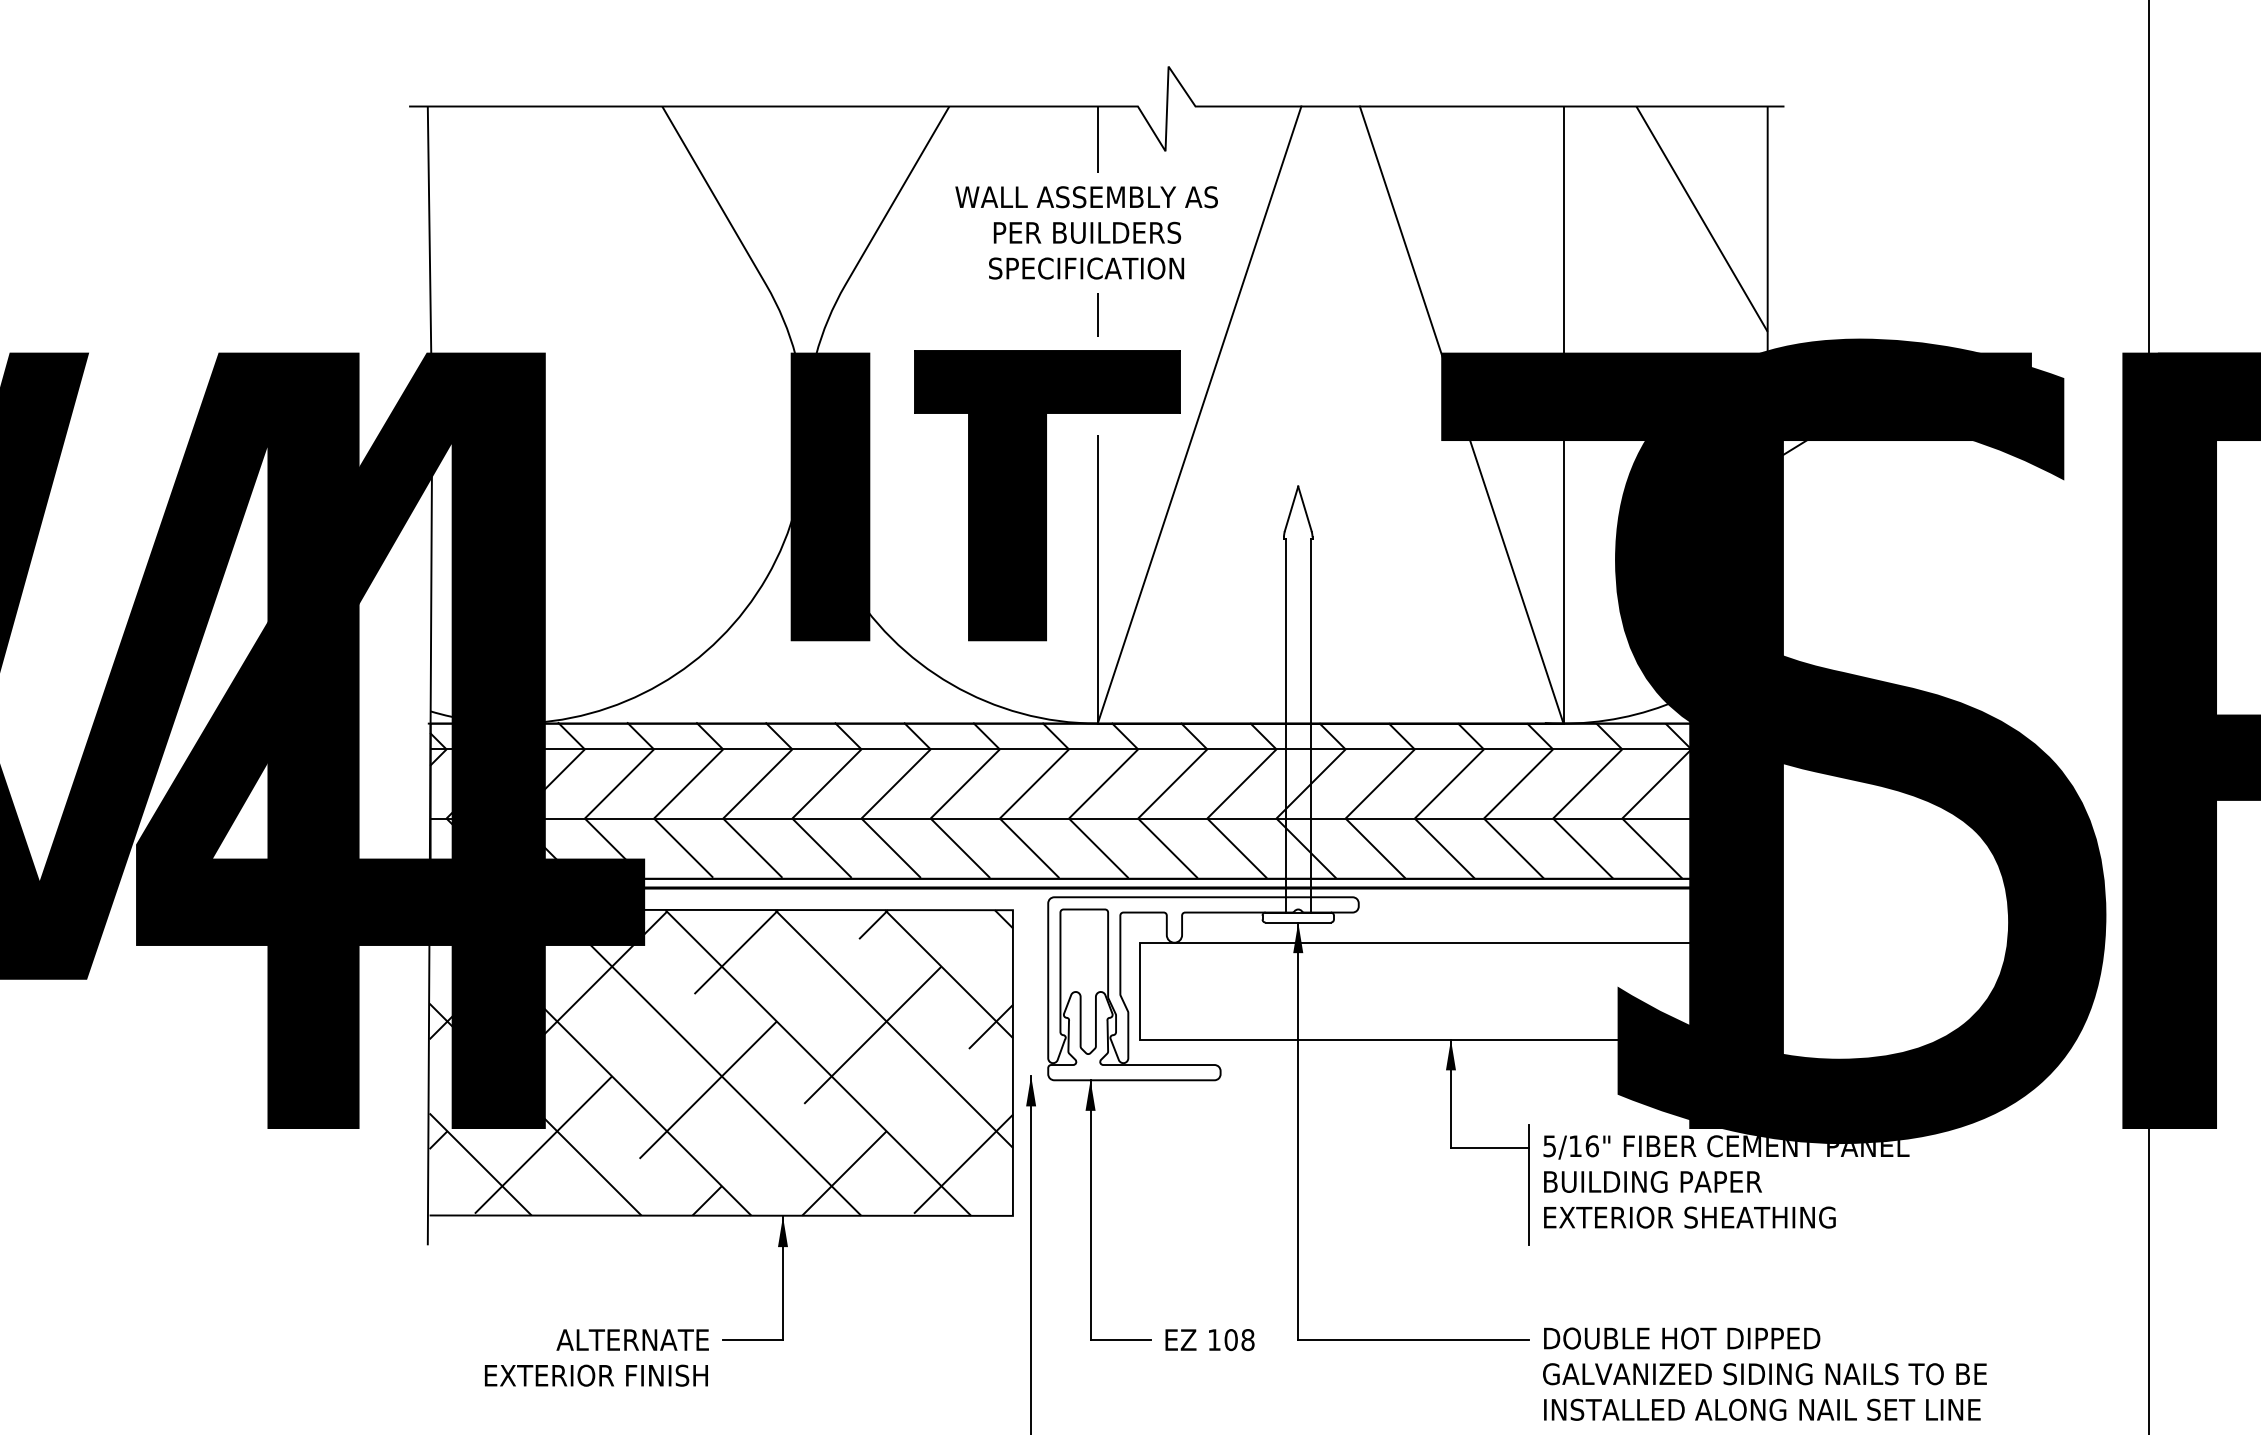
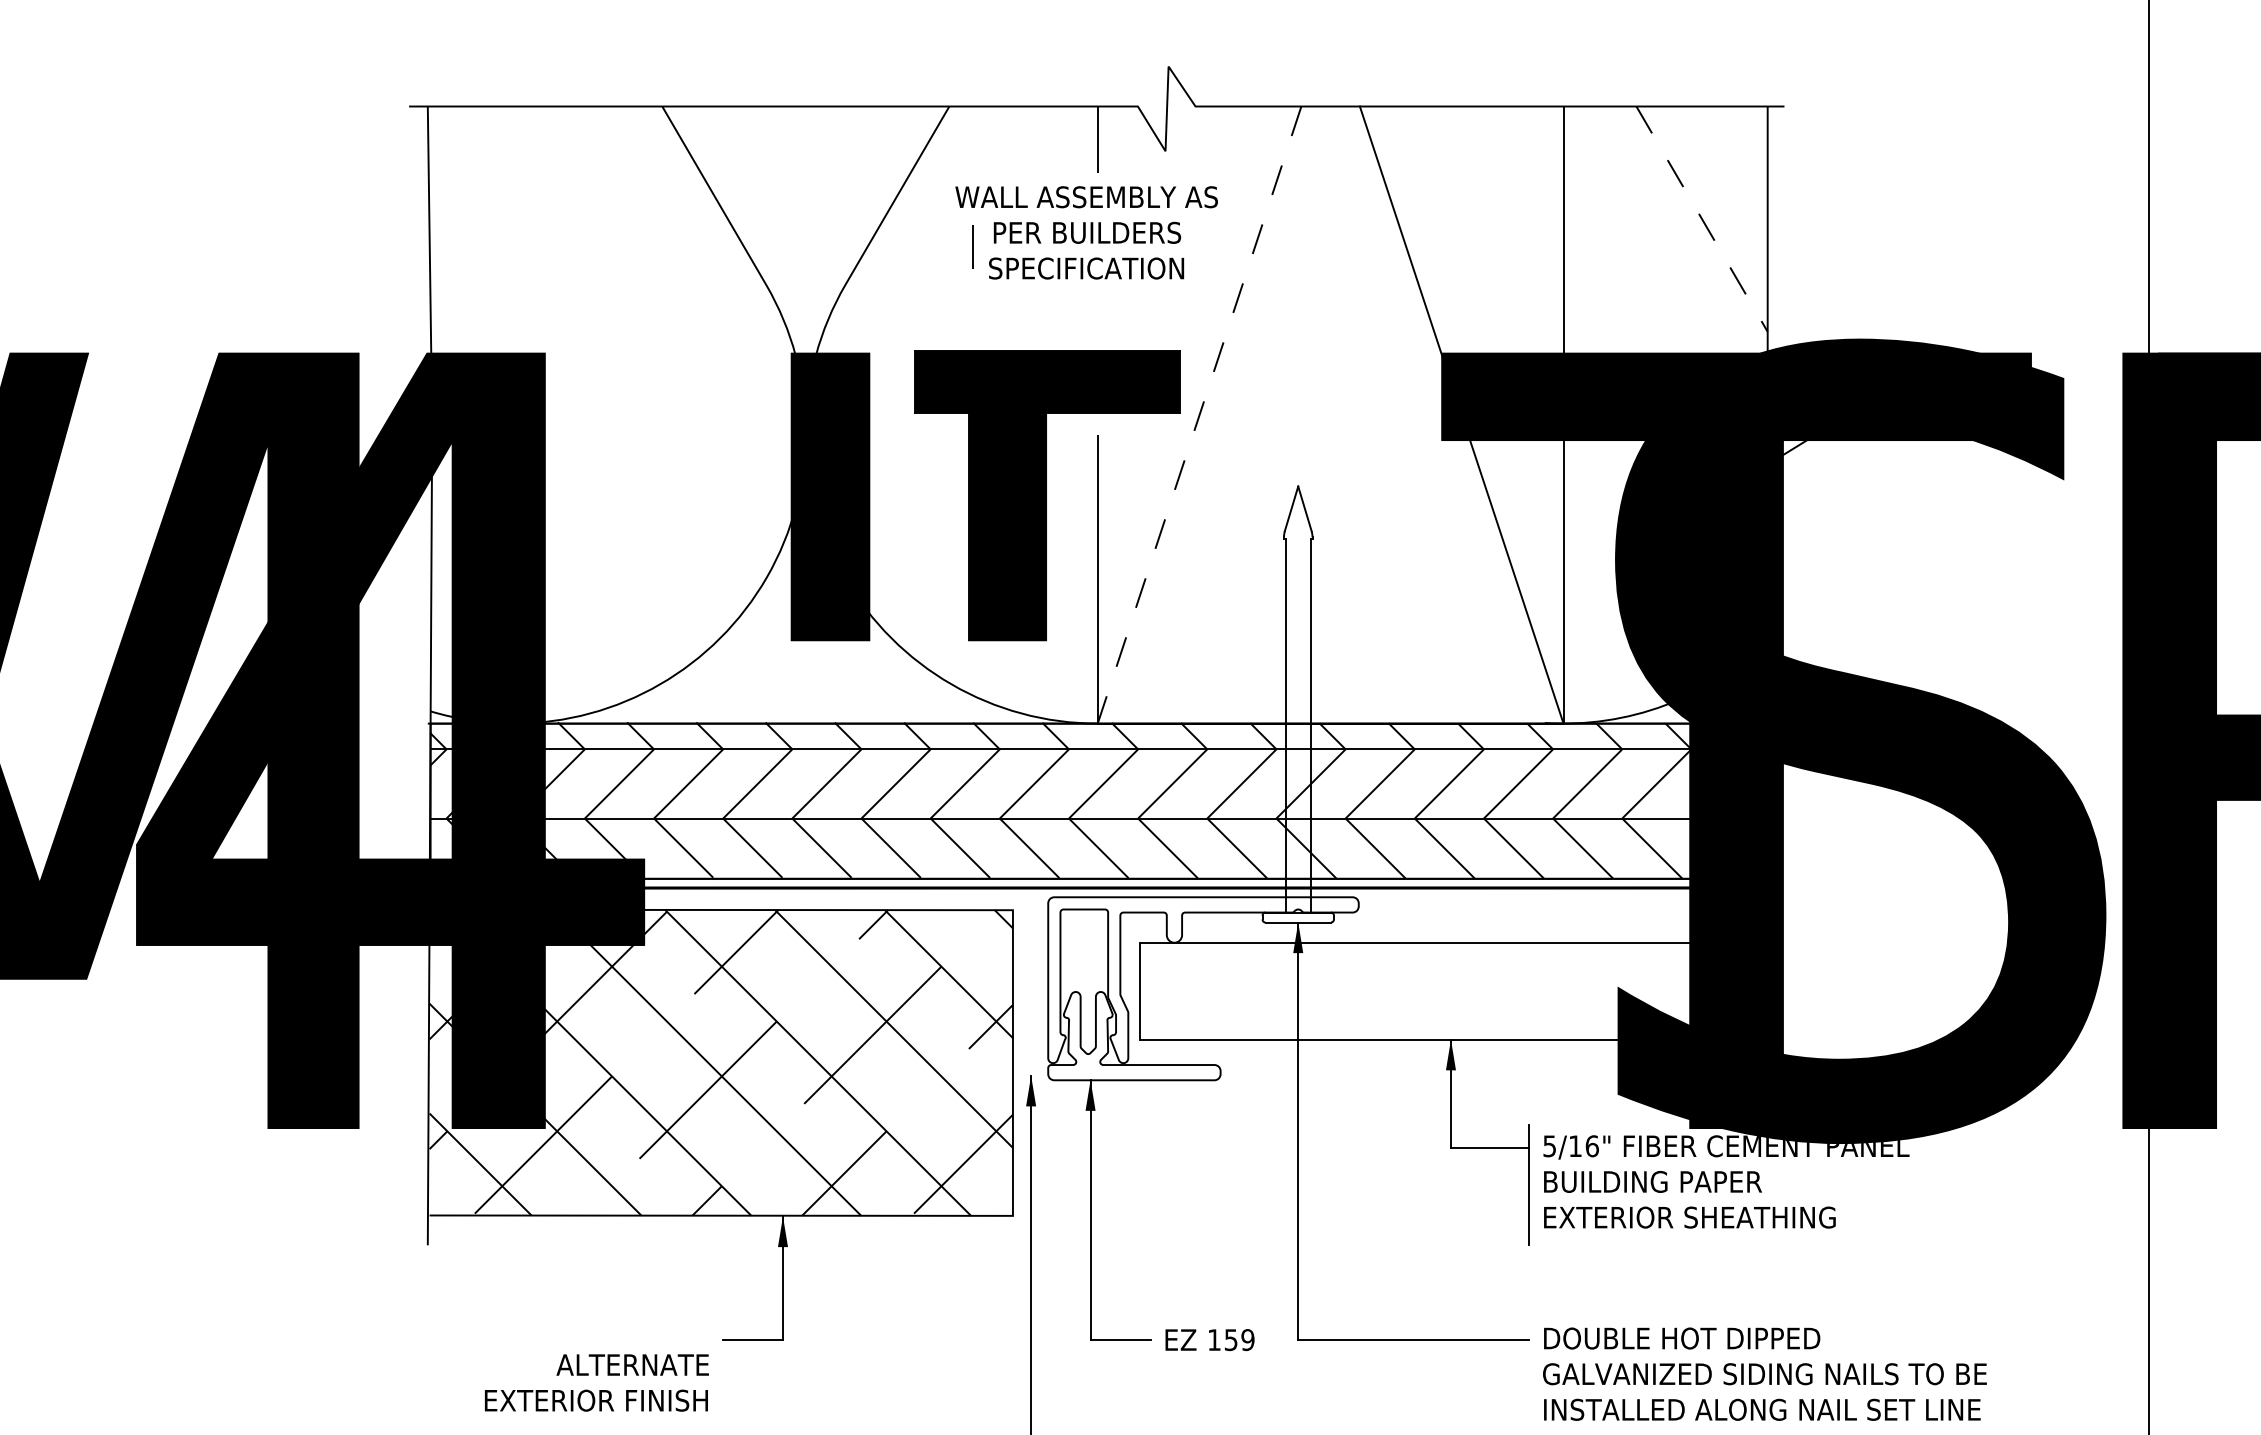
line: solid -> dashed (1702, 219)
line position: (1097, 314) -> (972, 246) (972, 246)
line: solid -> dashed (1199, 415)
text: 108 -> 159 (1239, 1340)
text position: (596, 1357) -> (596, 1382) (596, 1382)
